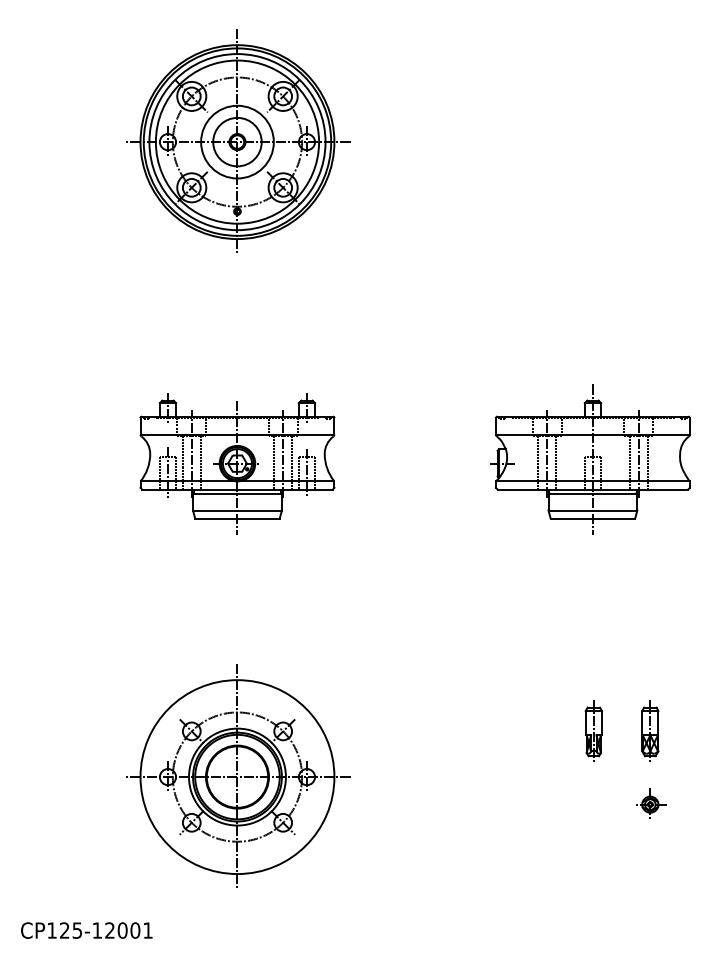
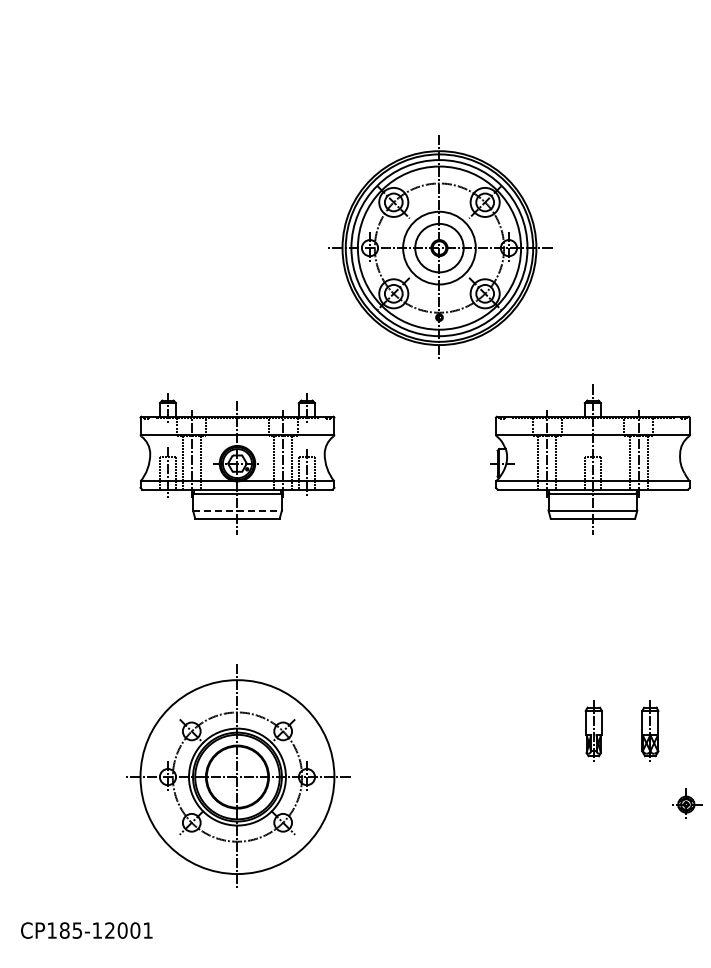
part position: (238, 140) -> (440, 246) (440, 246)
line: solid -> dashed (237, 510)
part position: (651, 803) -> (687, 803) (687, 803)
text: CP125-12001 -> CP185-12001 (64, 930)
